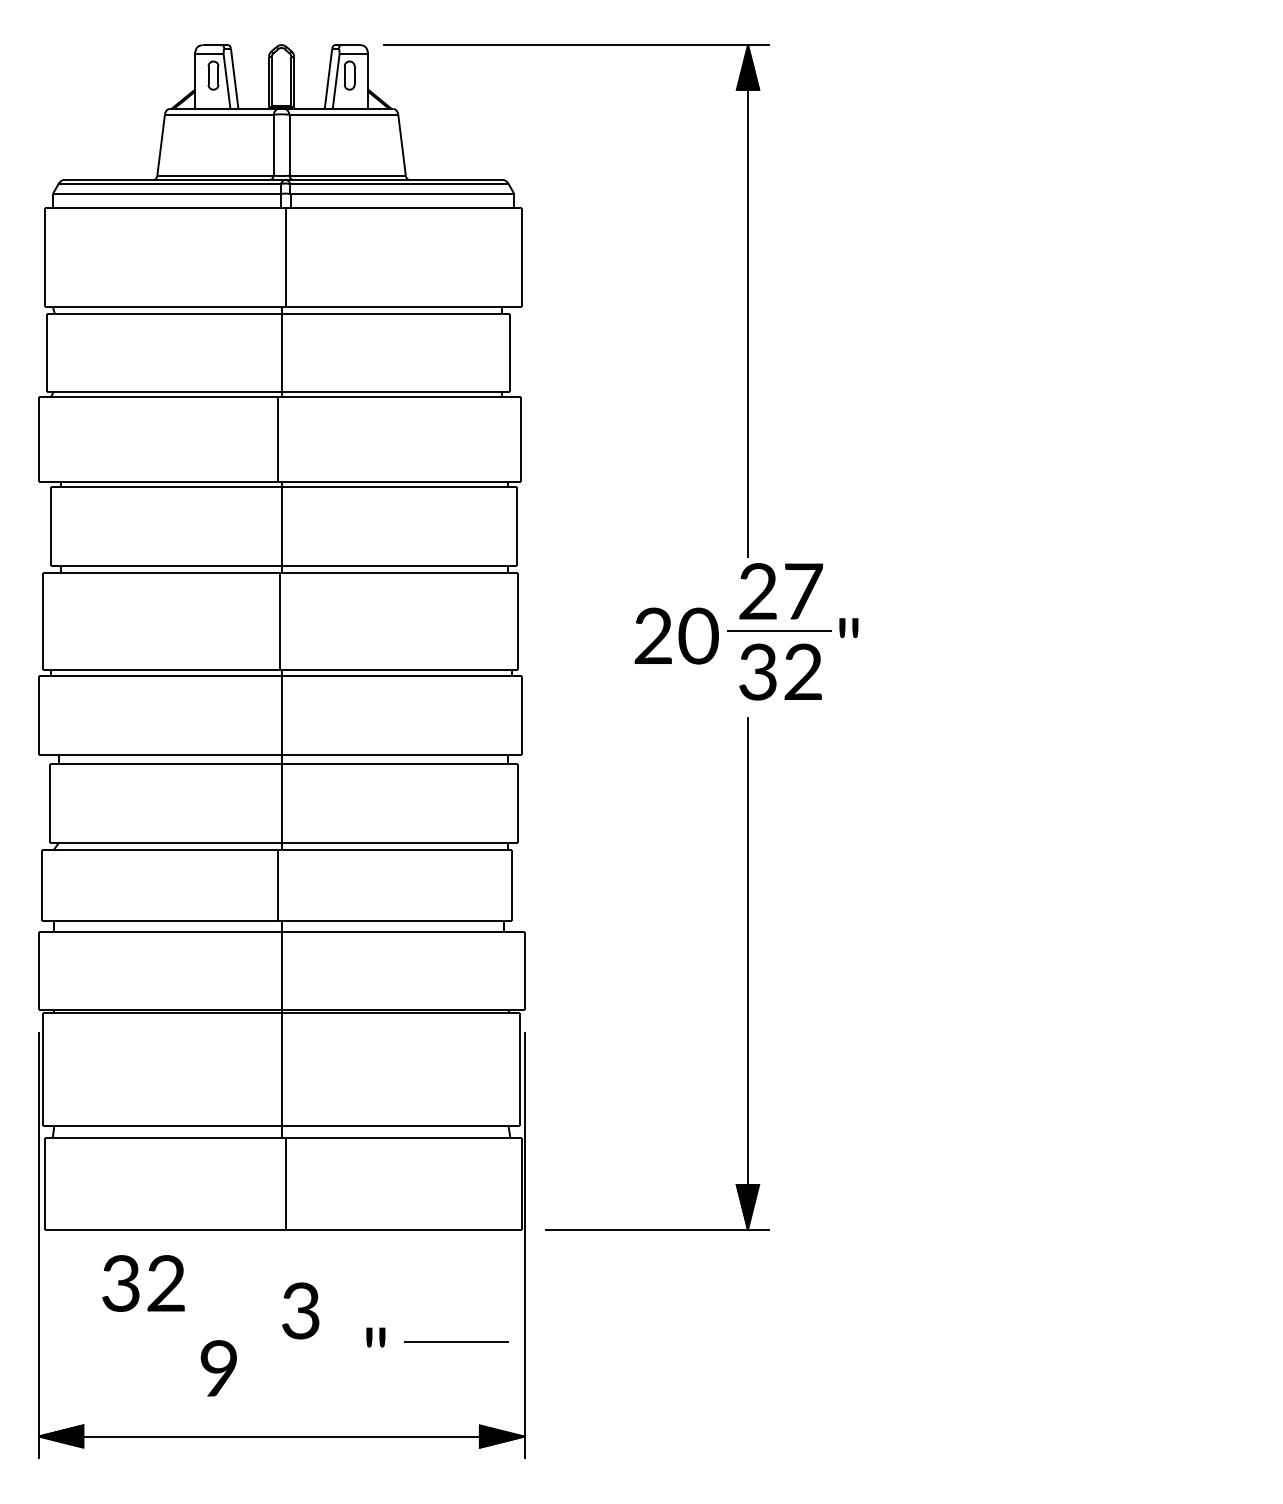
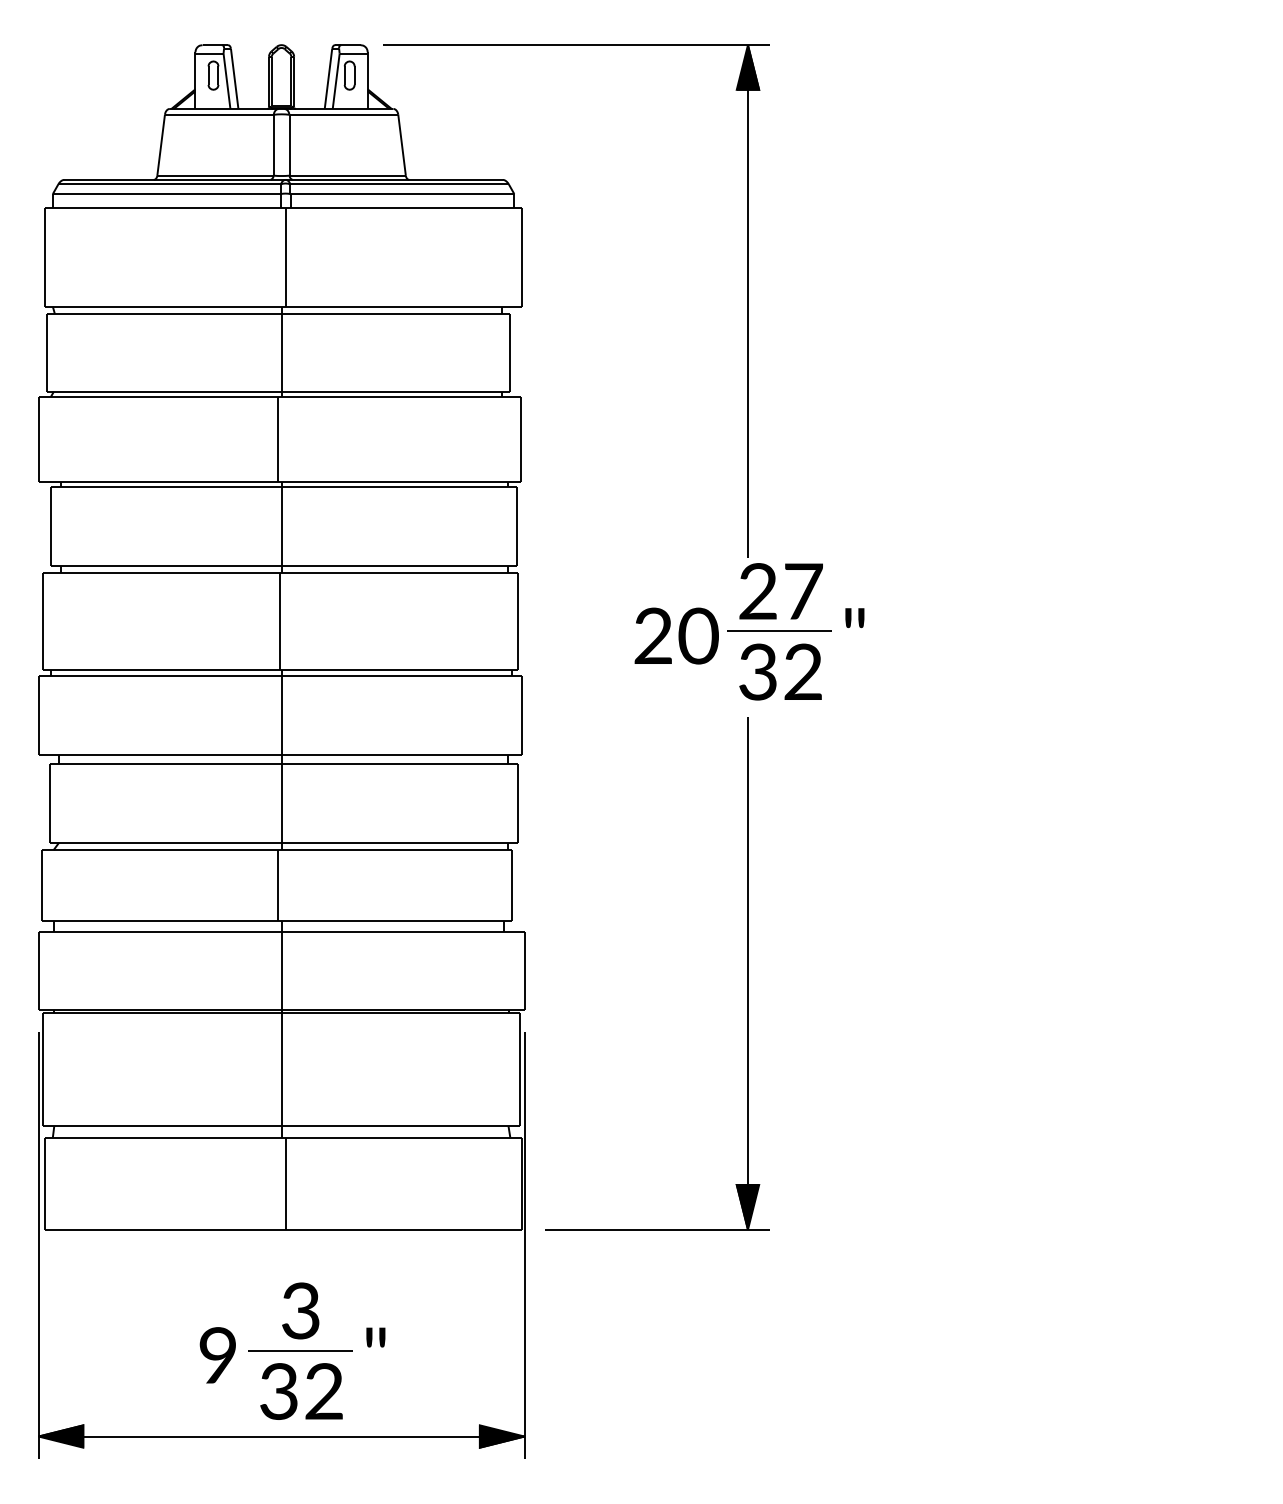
text position: (848, 628) -> (854, 618) (854, 618)
text position: (143, 1283) -> (301, 1391) (301, 1391)
line position: (456, 1341) -> (300, 1350) (300, 1350)
text position: (218, 1368) -> (217, 1355) (217, 1355)
